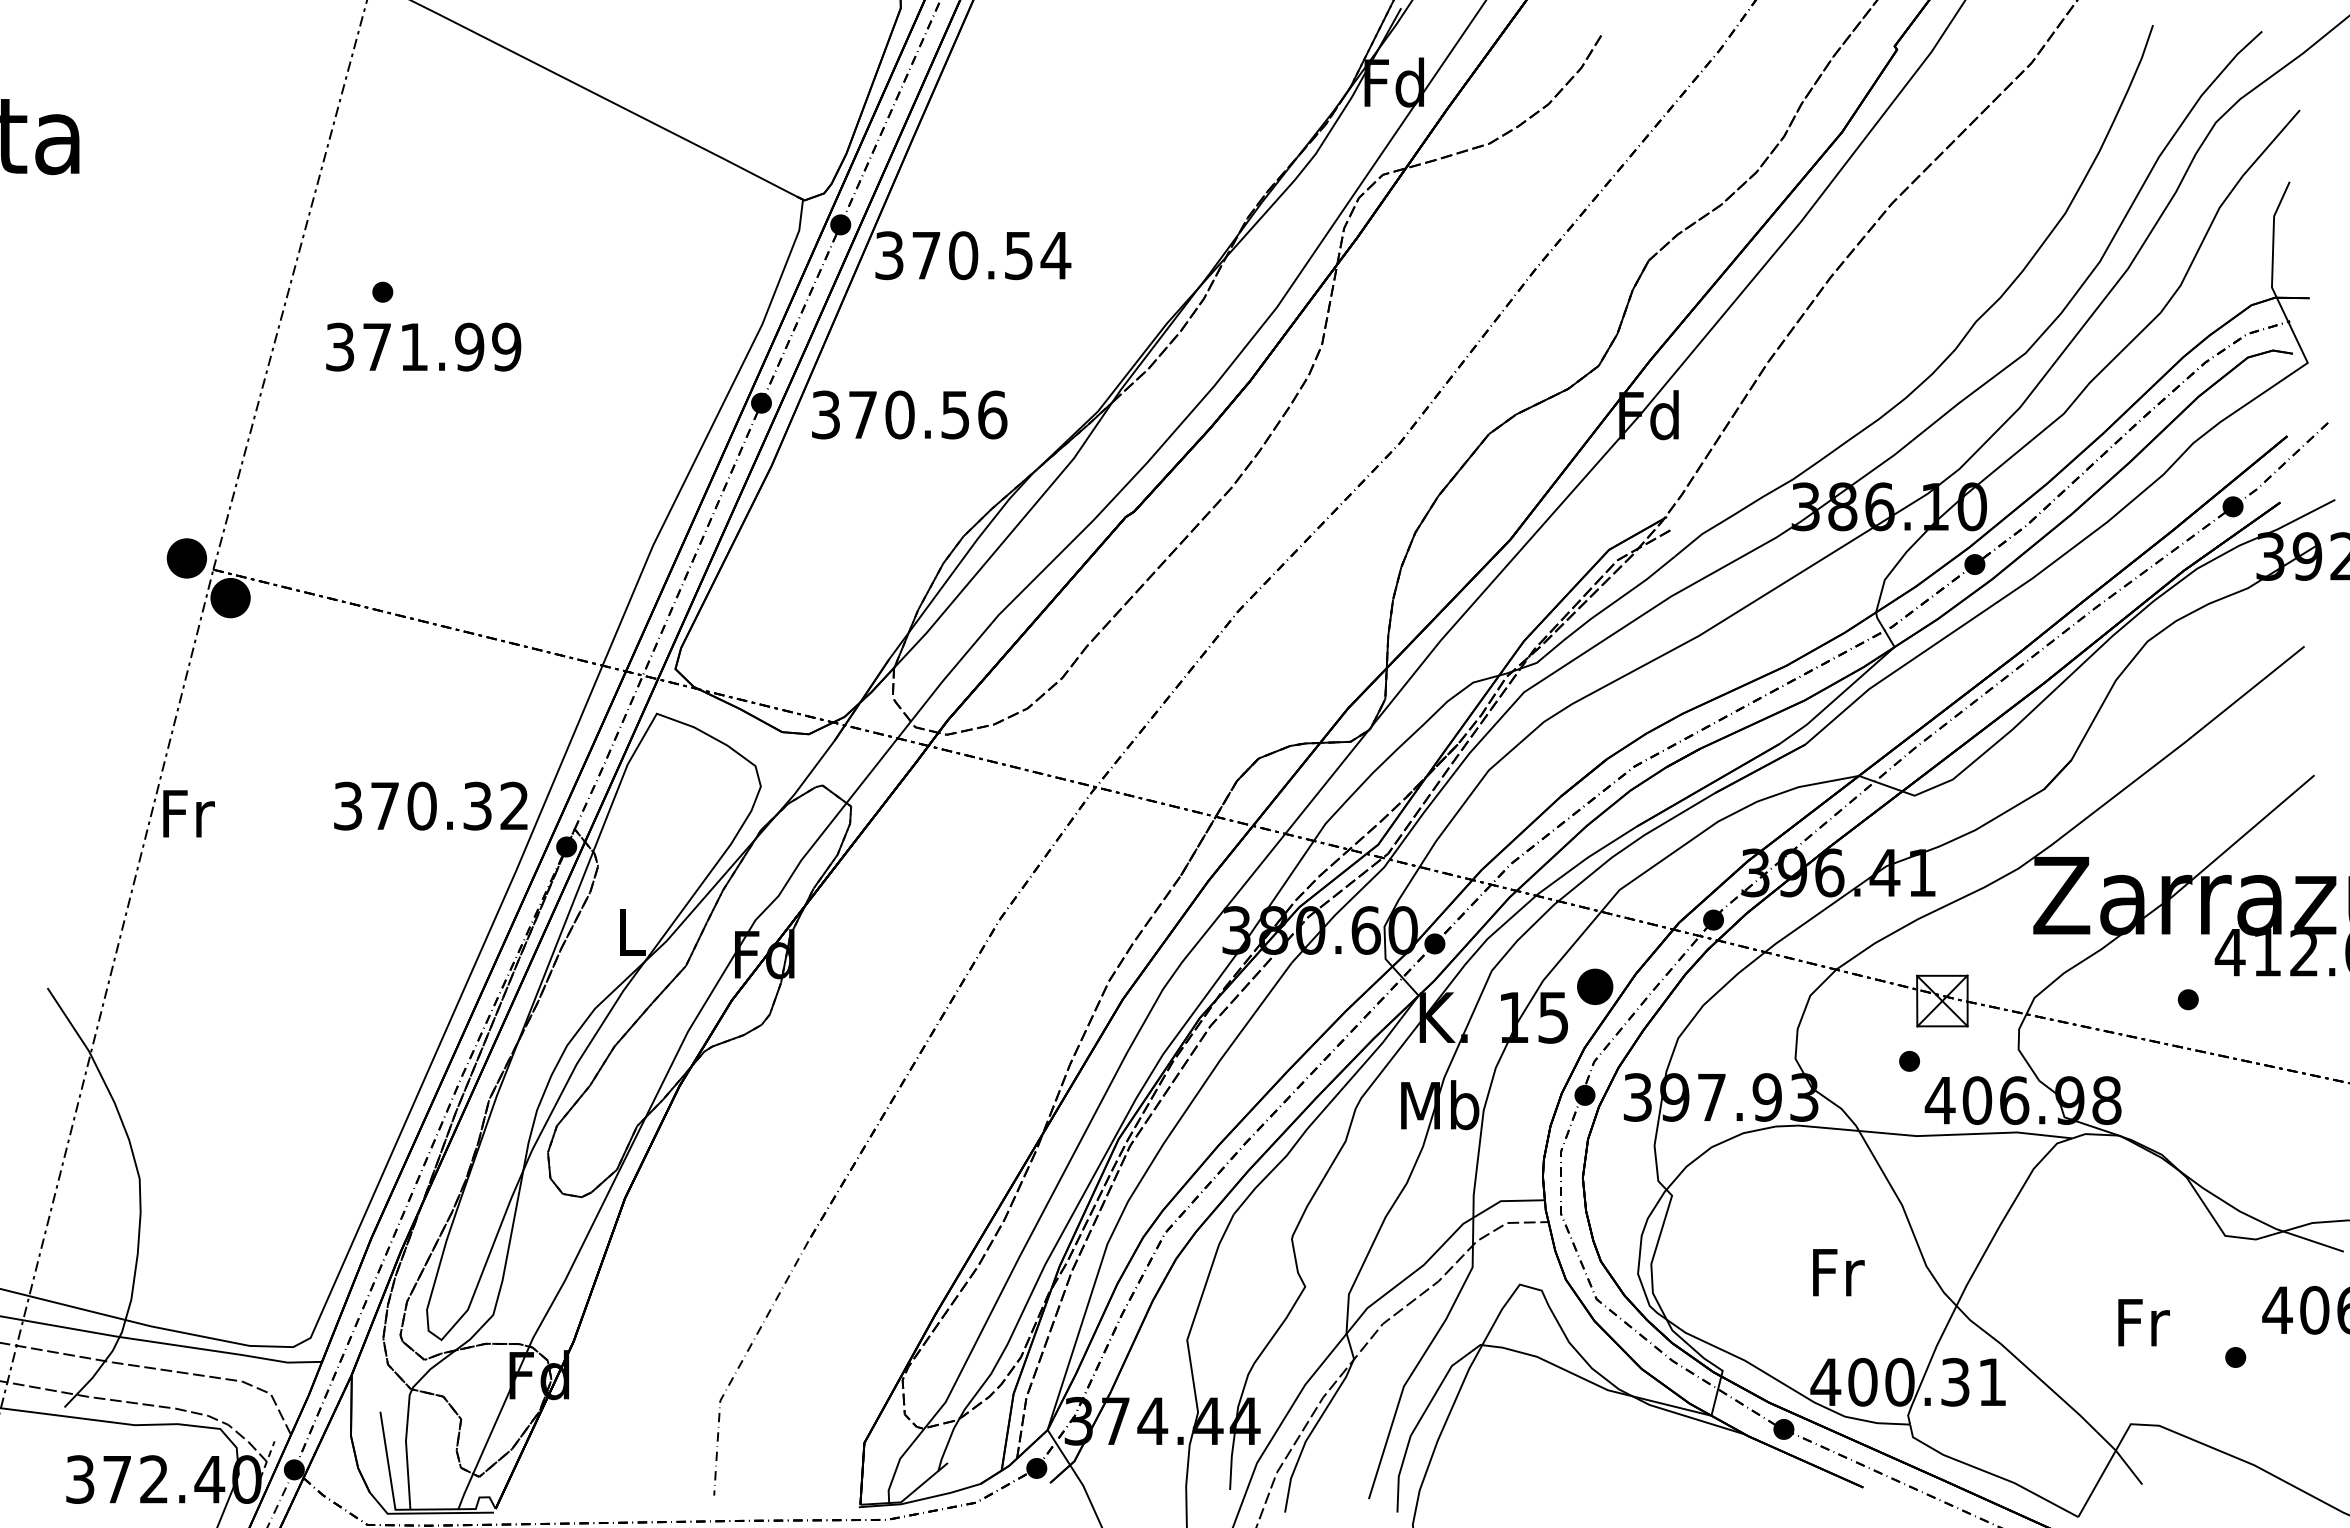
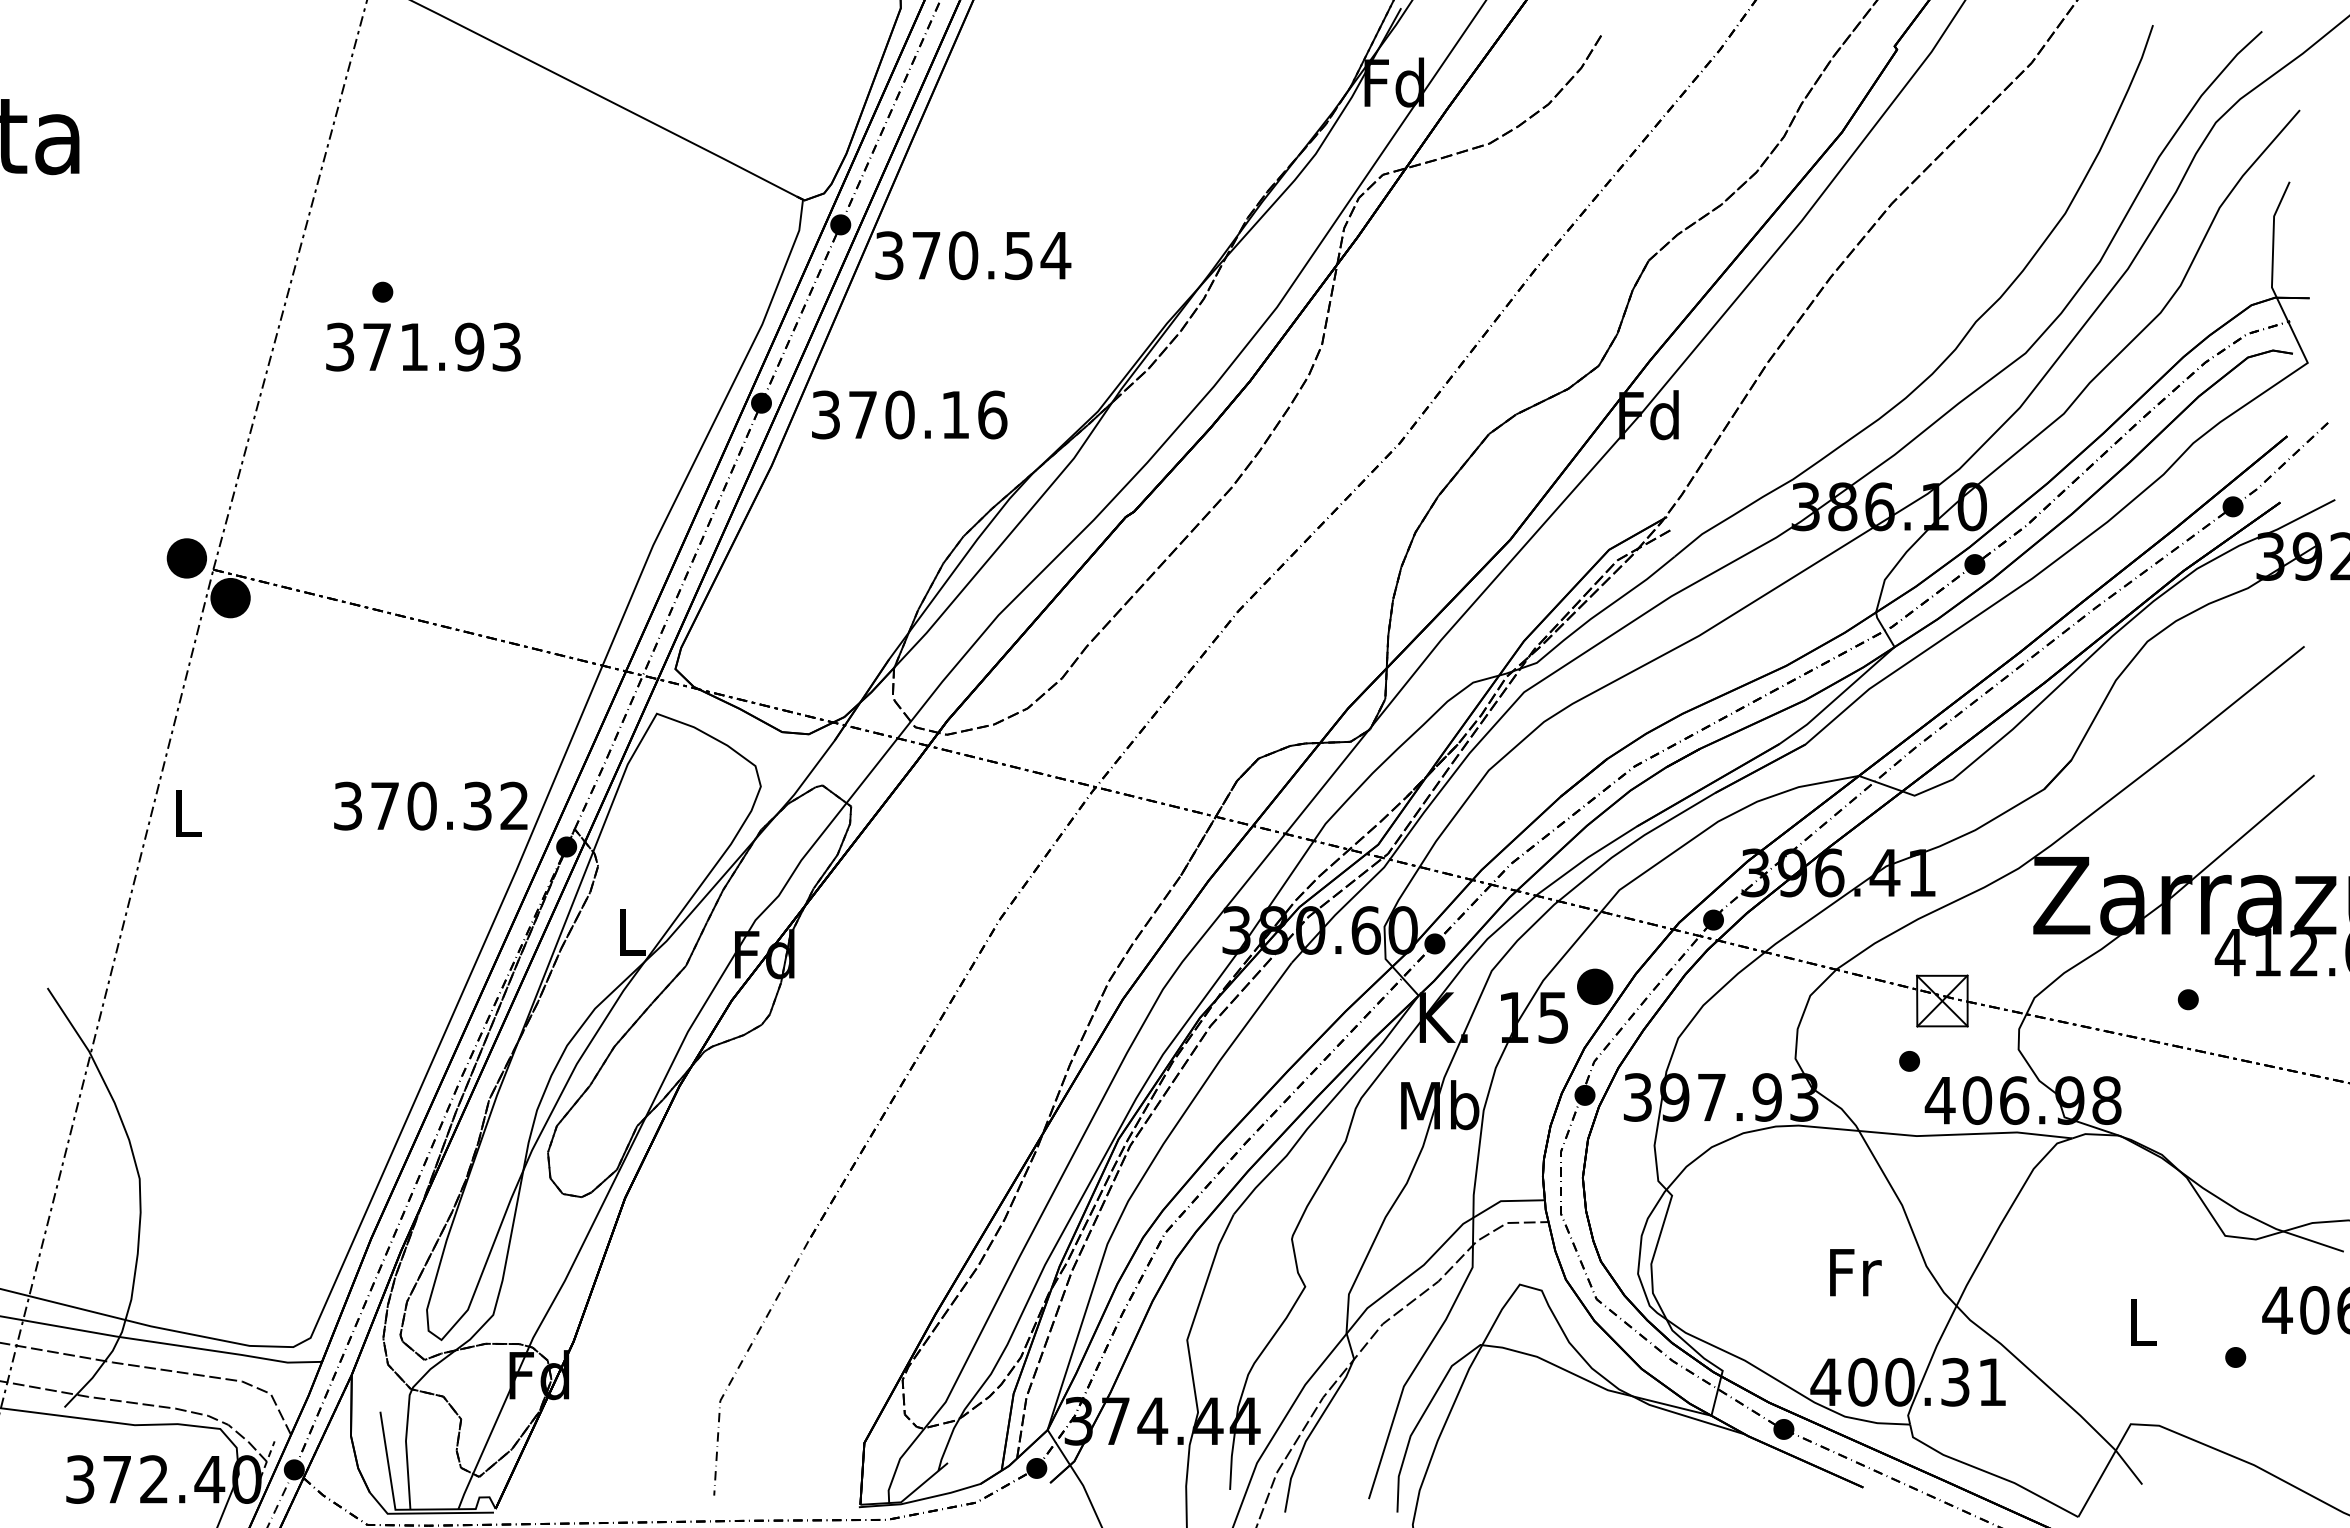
text: 371.99 -> 371.93 (506, 346)
text: 370.56 -> 370.16 (955, 415)
text: Fr -> L (188, 813)
text position: (1838, 1272) -> (1855, 1272) (1855, 1272)
text: Fr -> L (2143, 1322)
